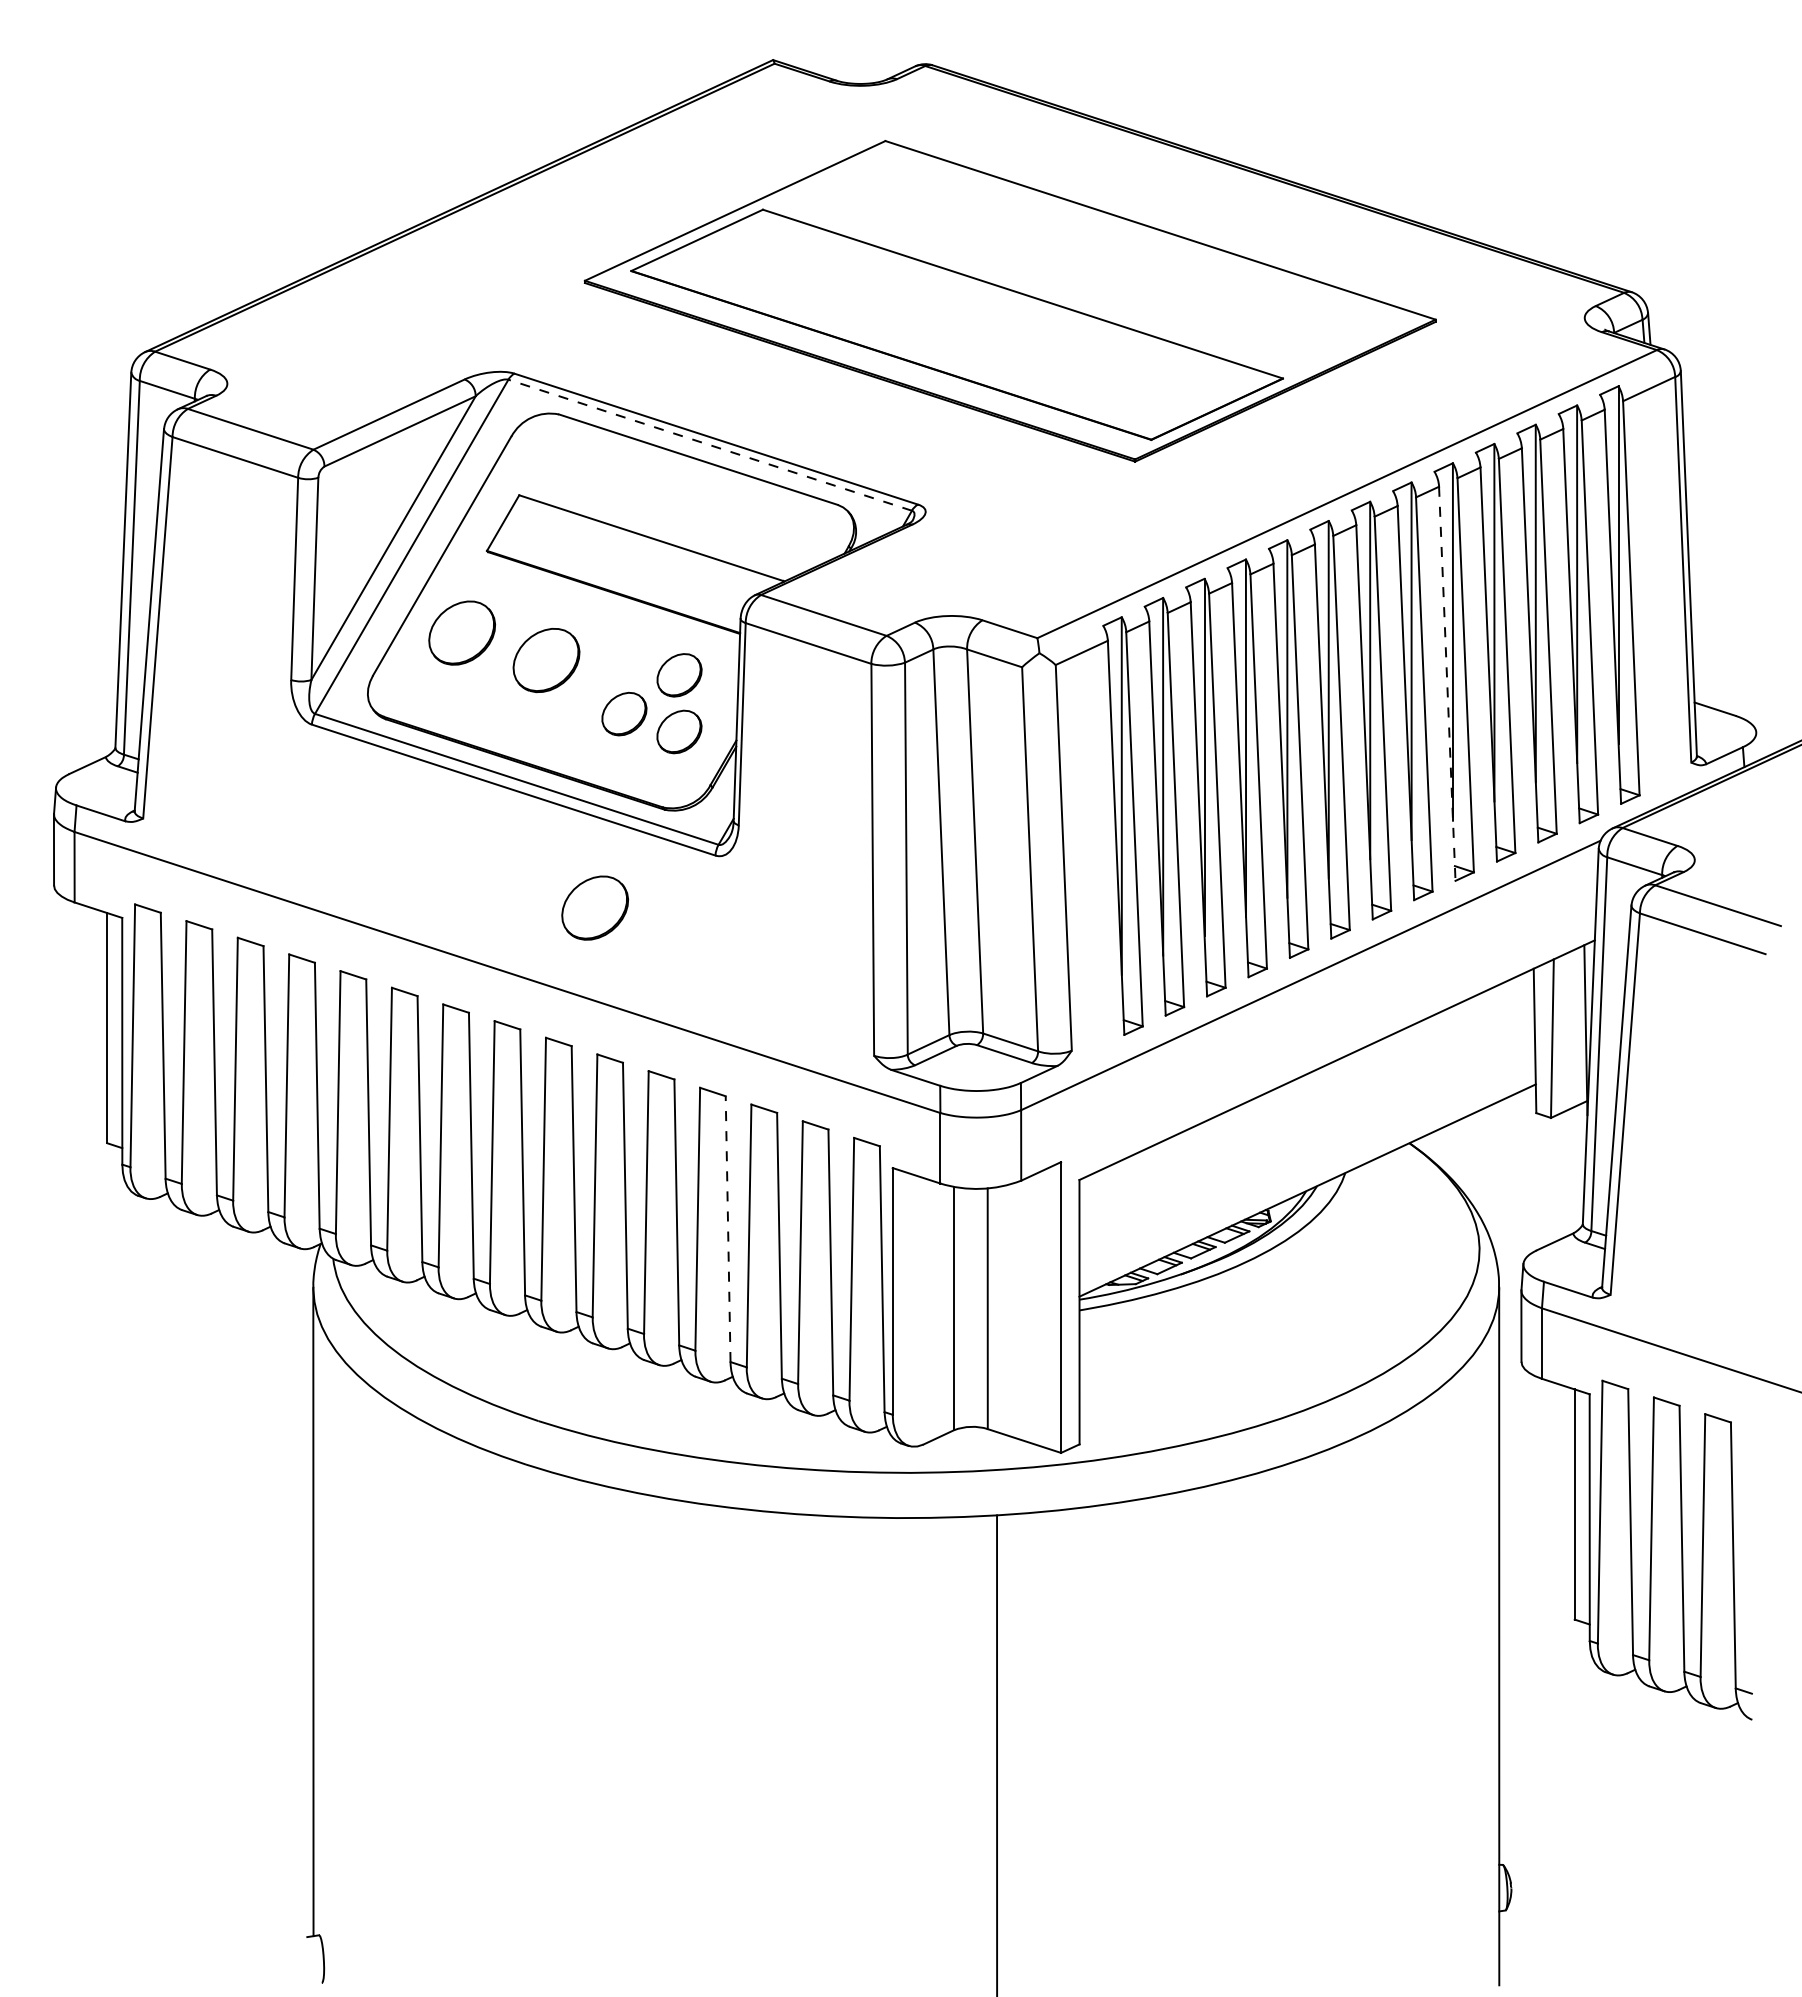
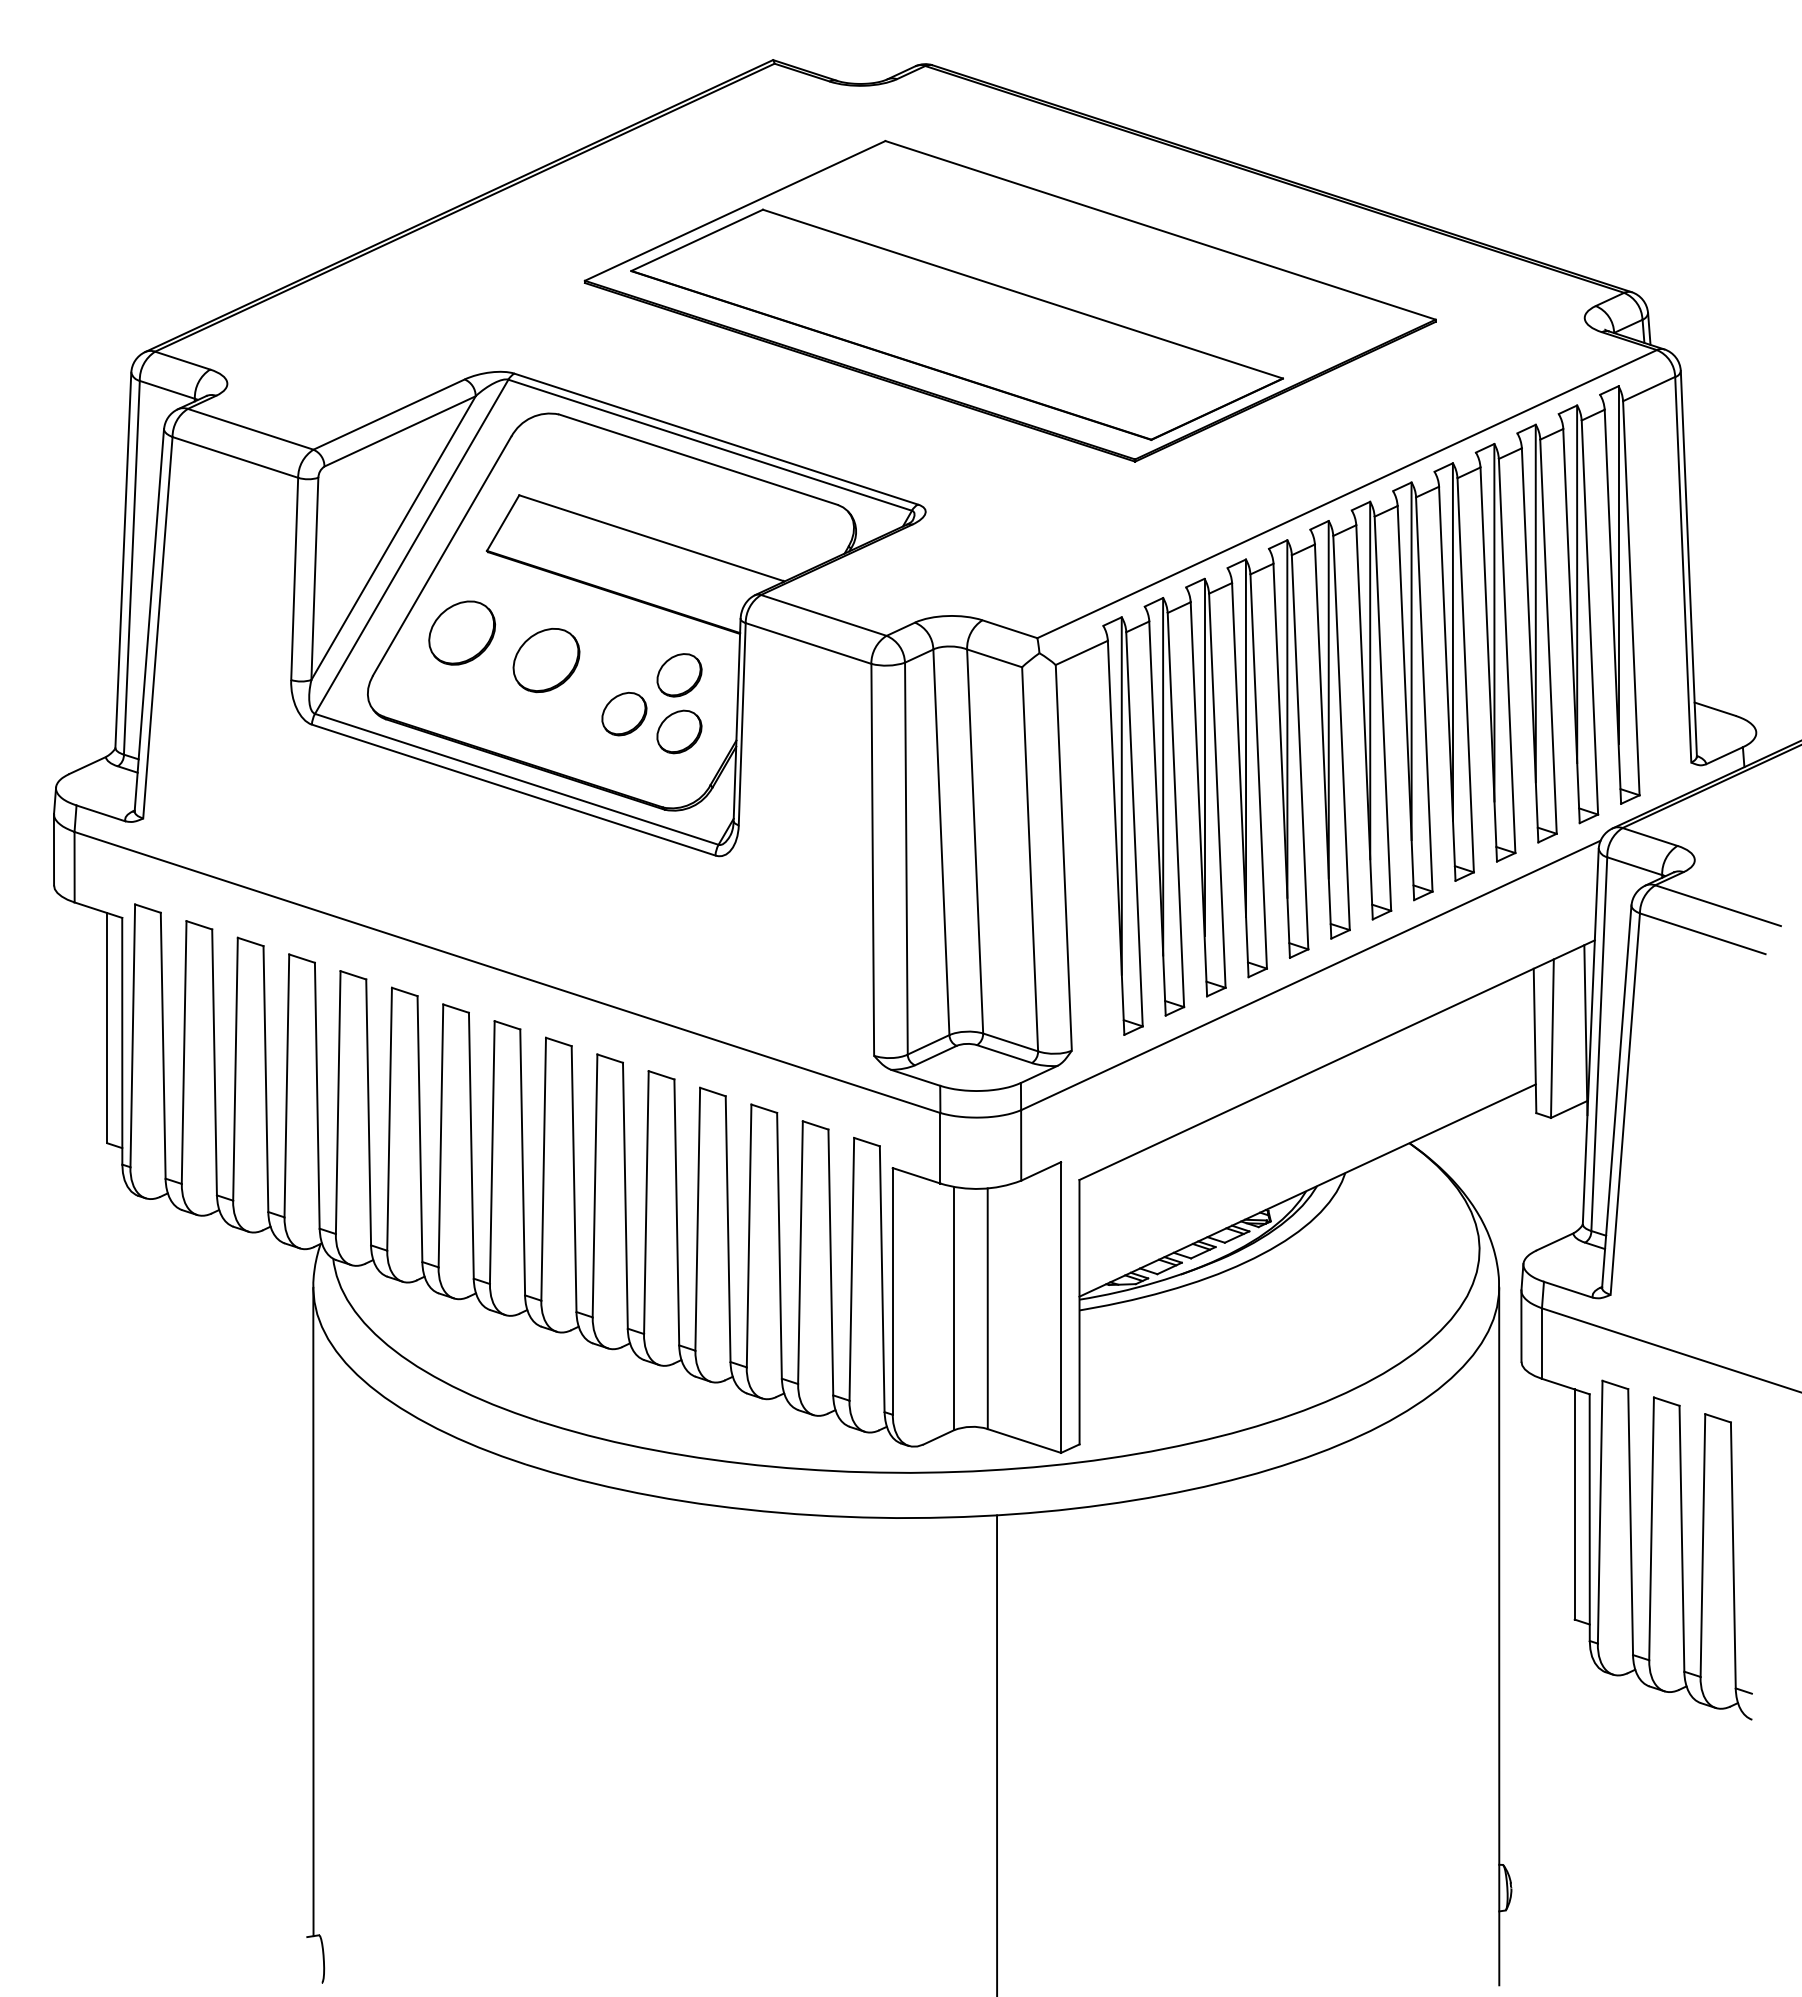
line: dashed -> solid (709, 445)
line: dashed -> solid (1447, 684)
part: present -> none (595, 907)
line: dashed -> solid (728, 1229)
